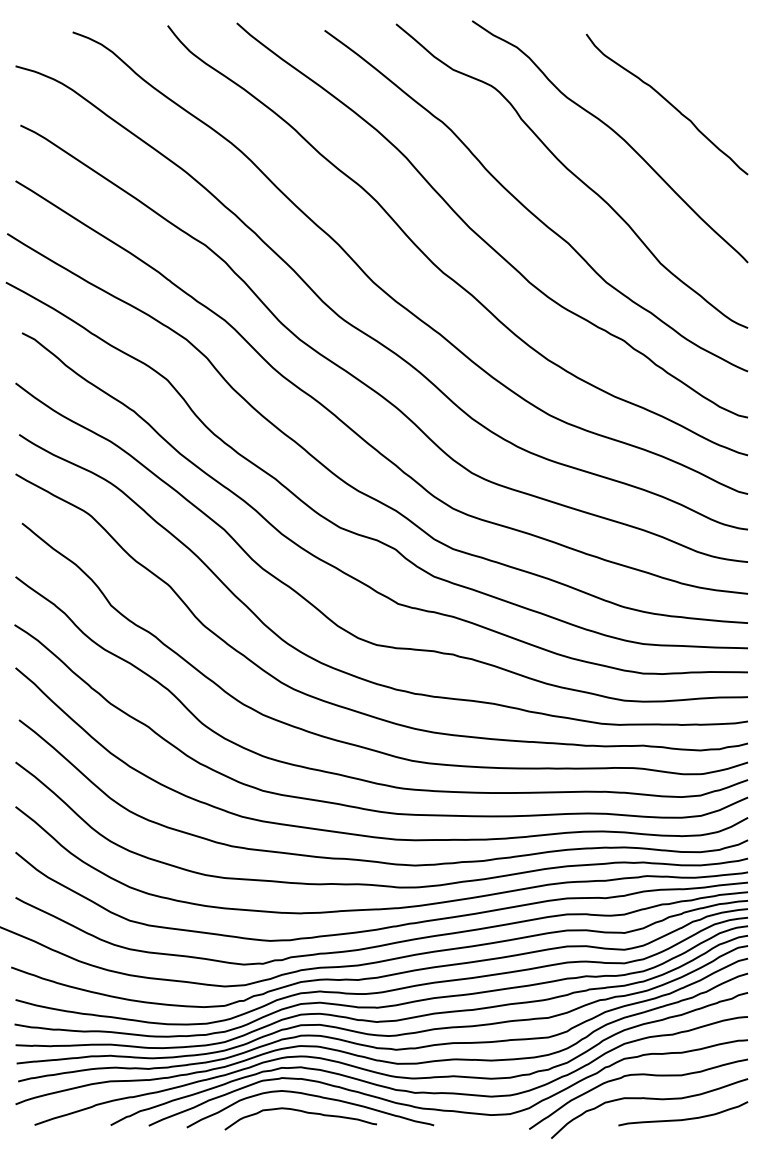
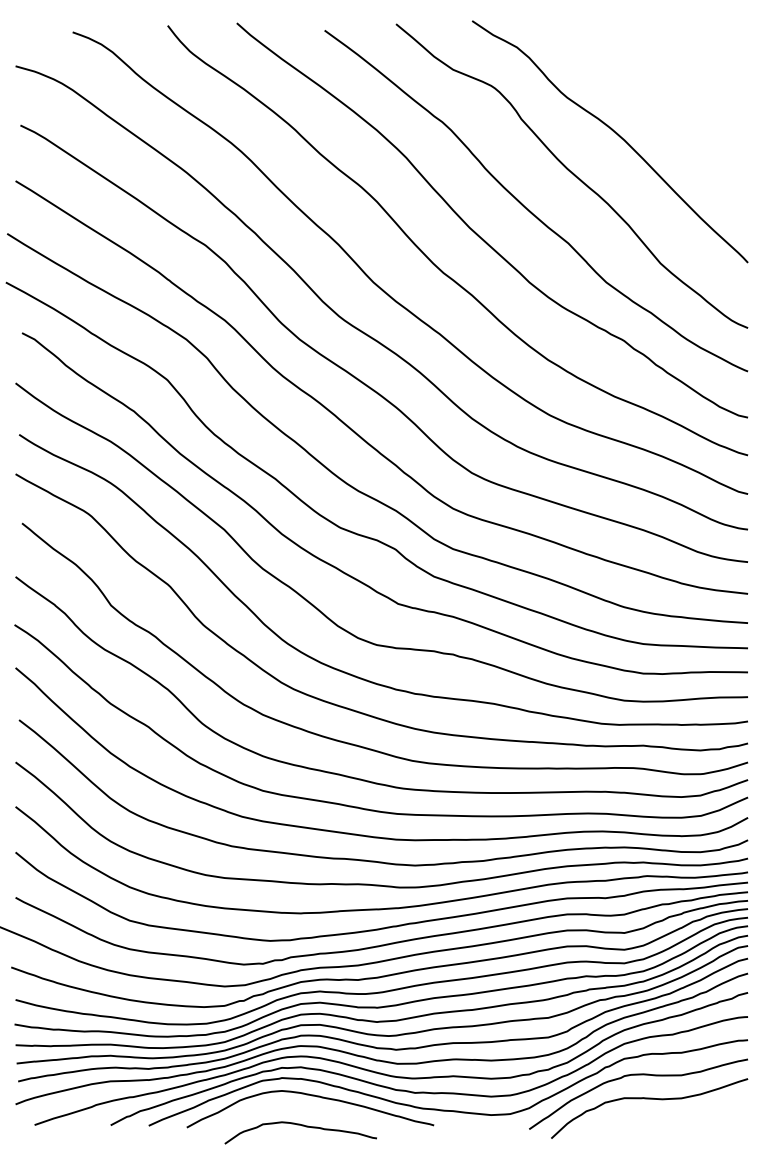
curve: present -> none (667, 102)
curve position: (302, 1112) -> (302, 1126) (302, 1126)
curve: present -> none (684, 1118)
